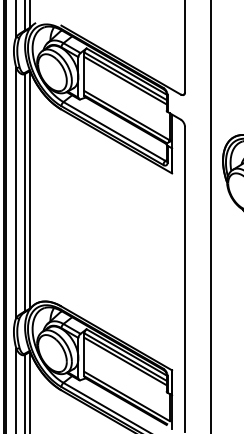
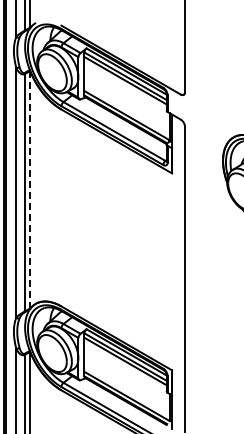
line: solid -> dashed (30, 189)
line: present -> none (210, 216)
